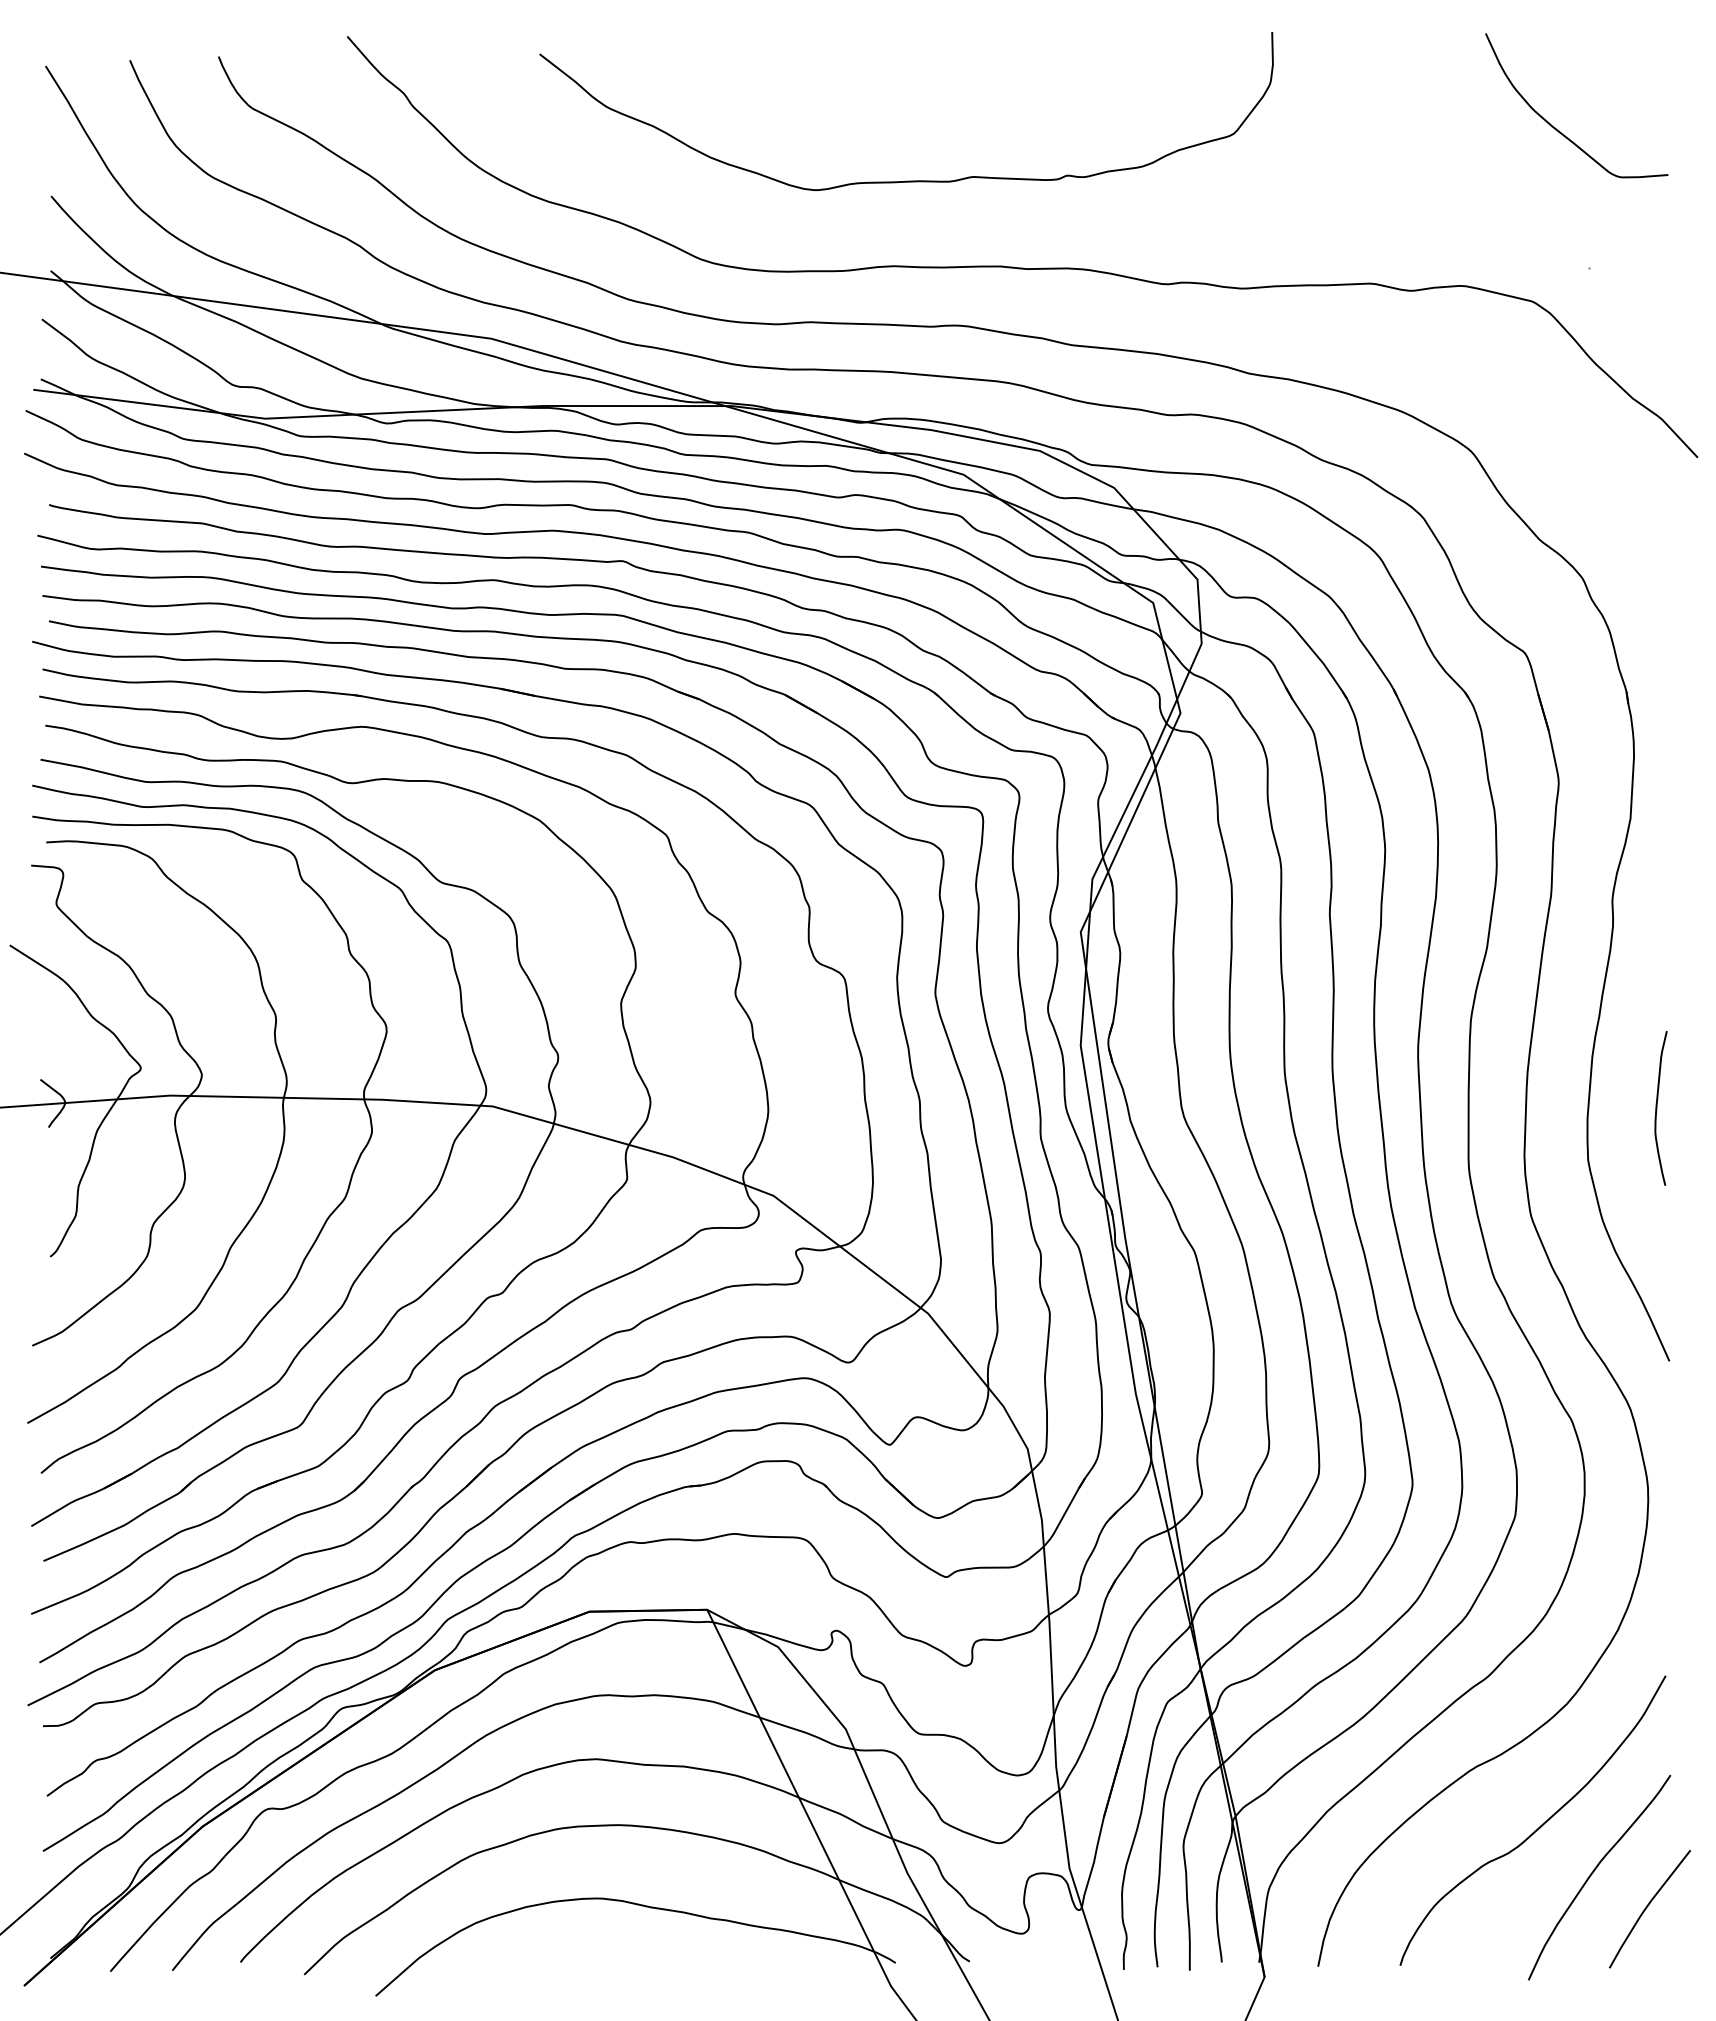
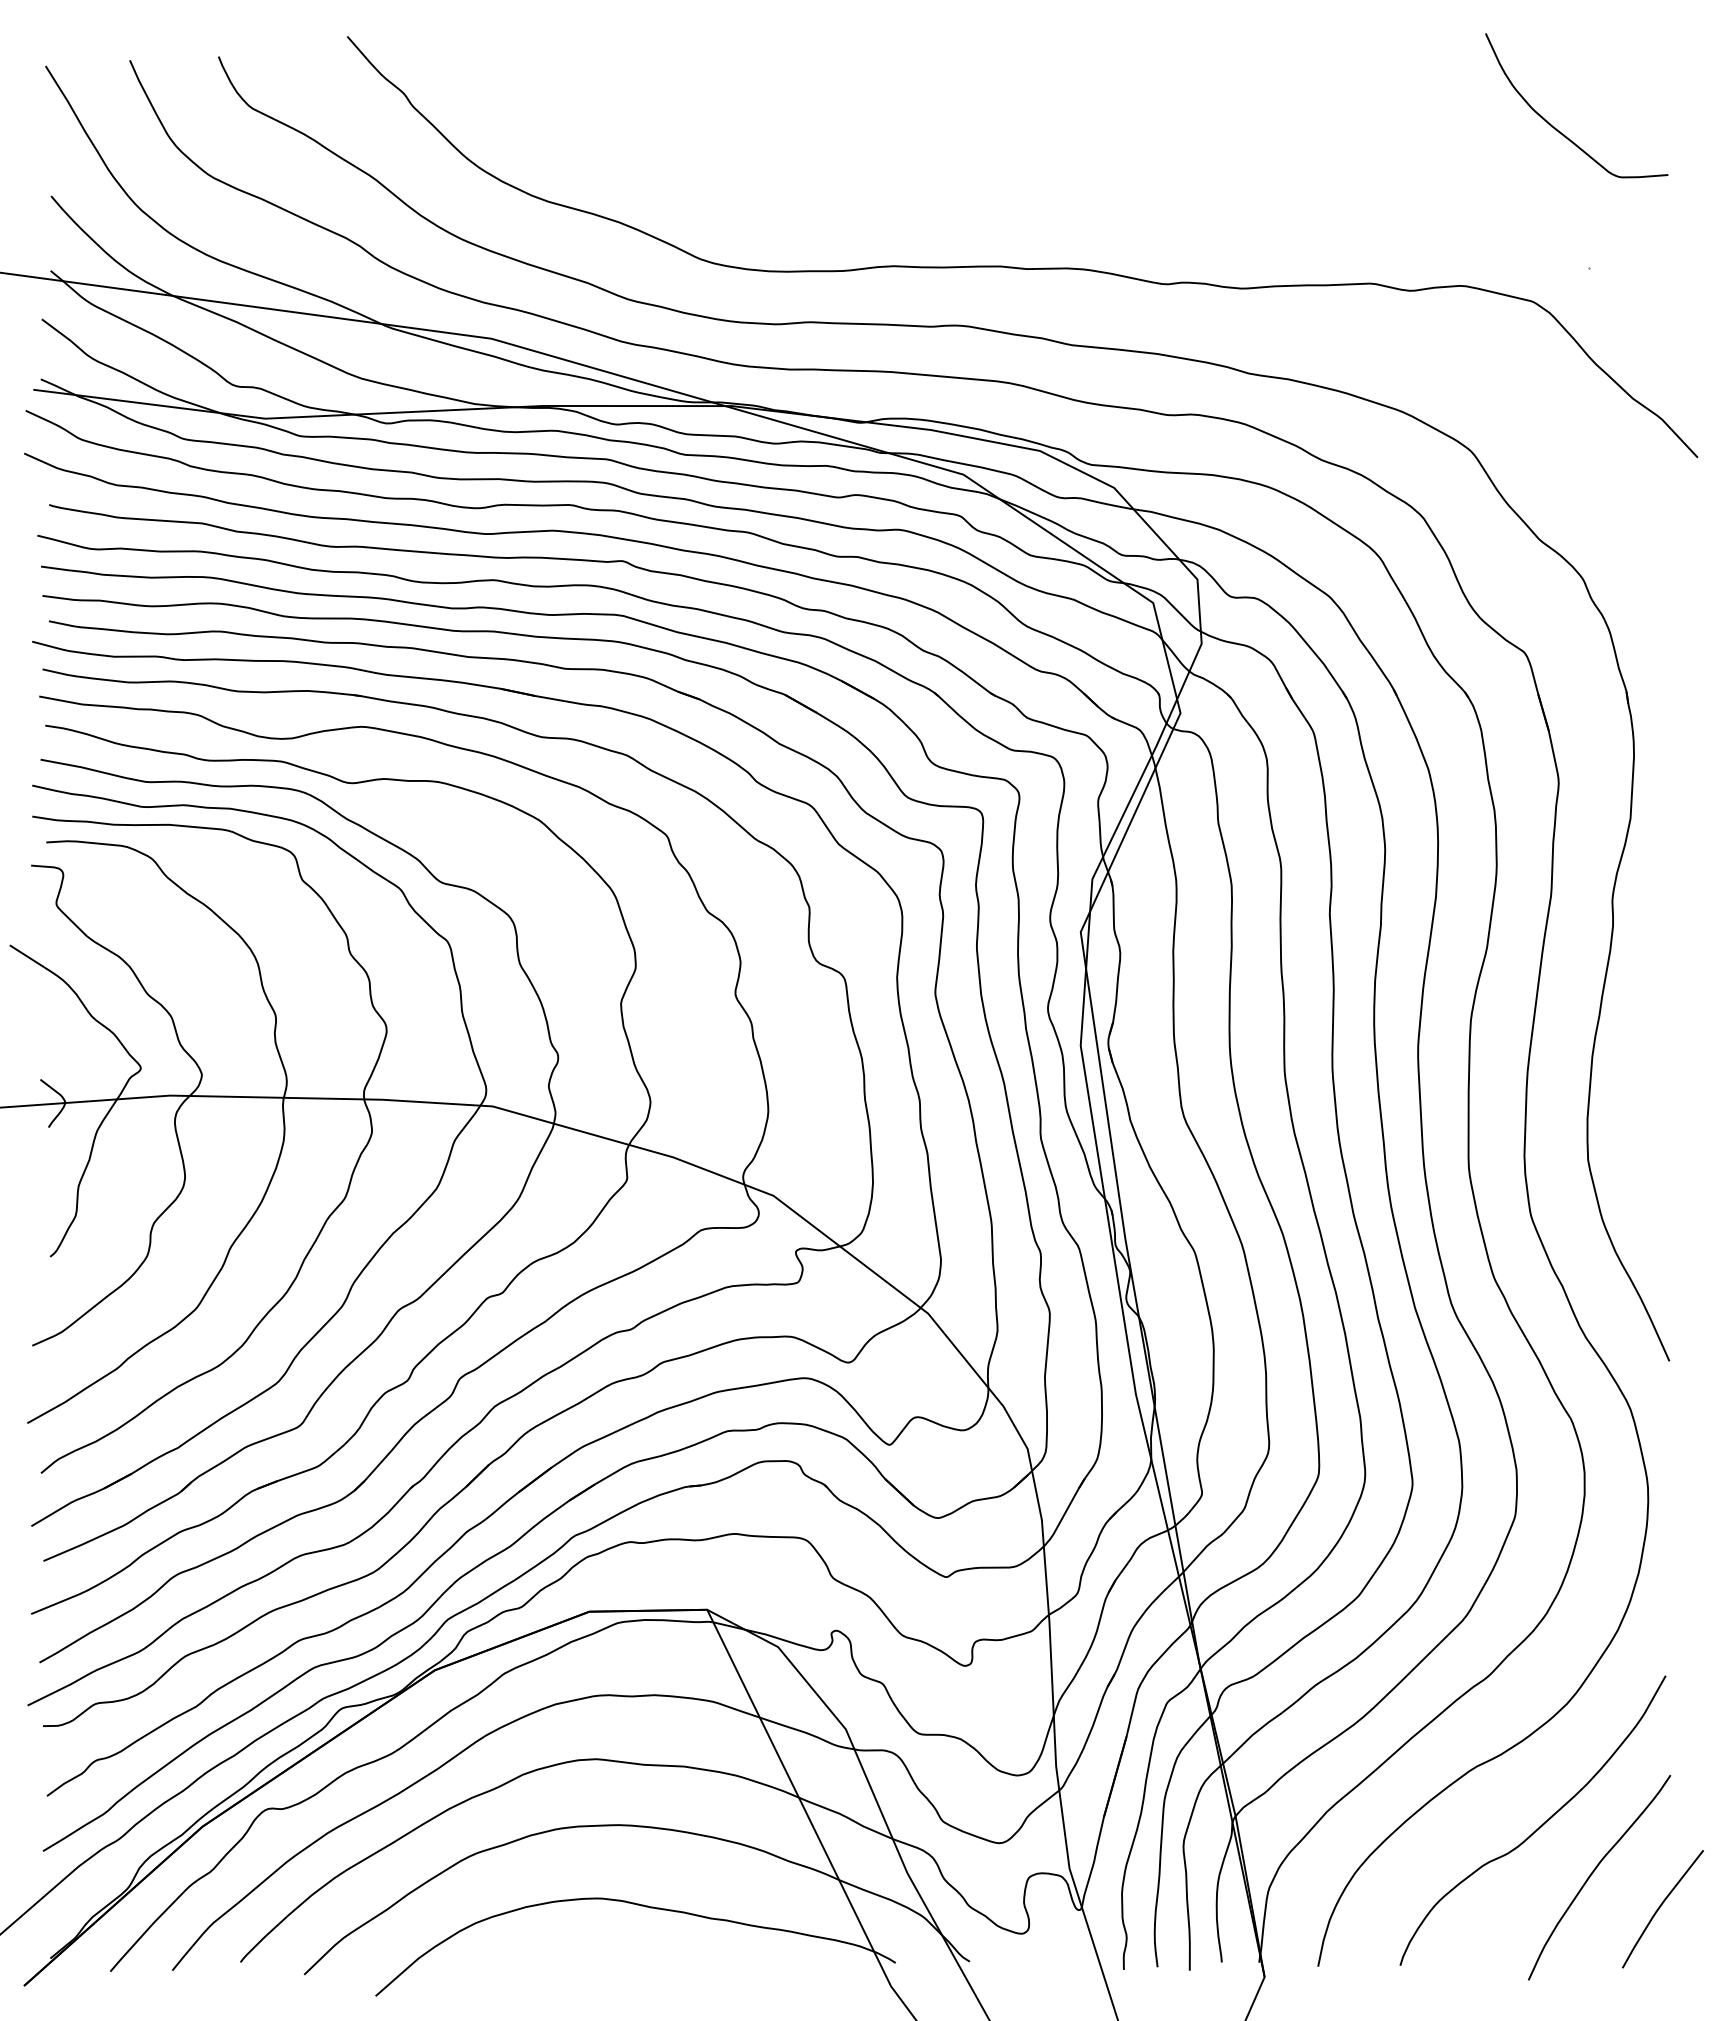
curve: present -> none (906, 180)
curve: present -> none (1657, 1108)
curve position: (1647, 1907) -> (1660, 1907) (1660, 1907)
